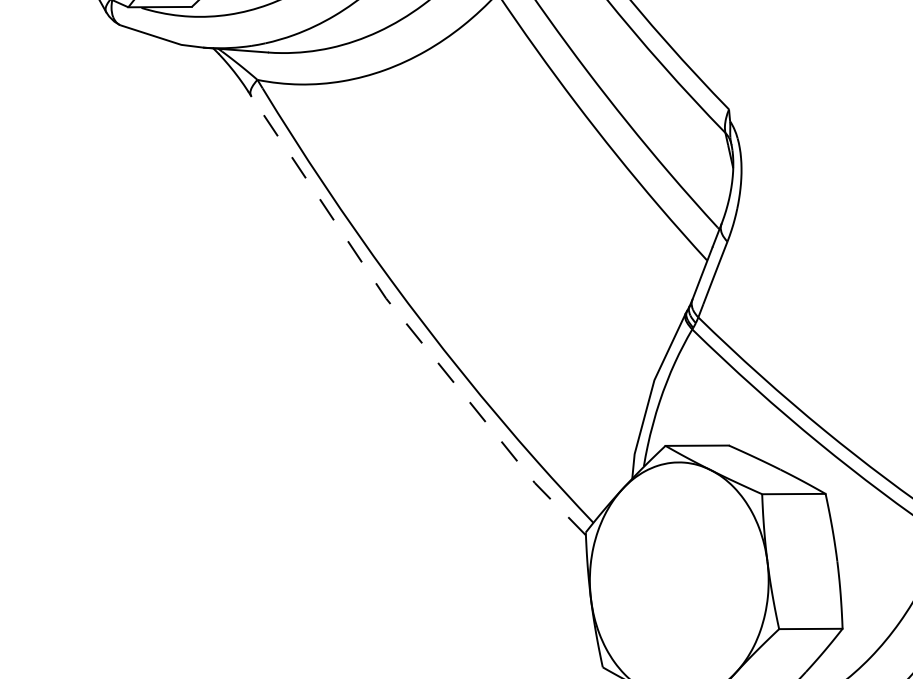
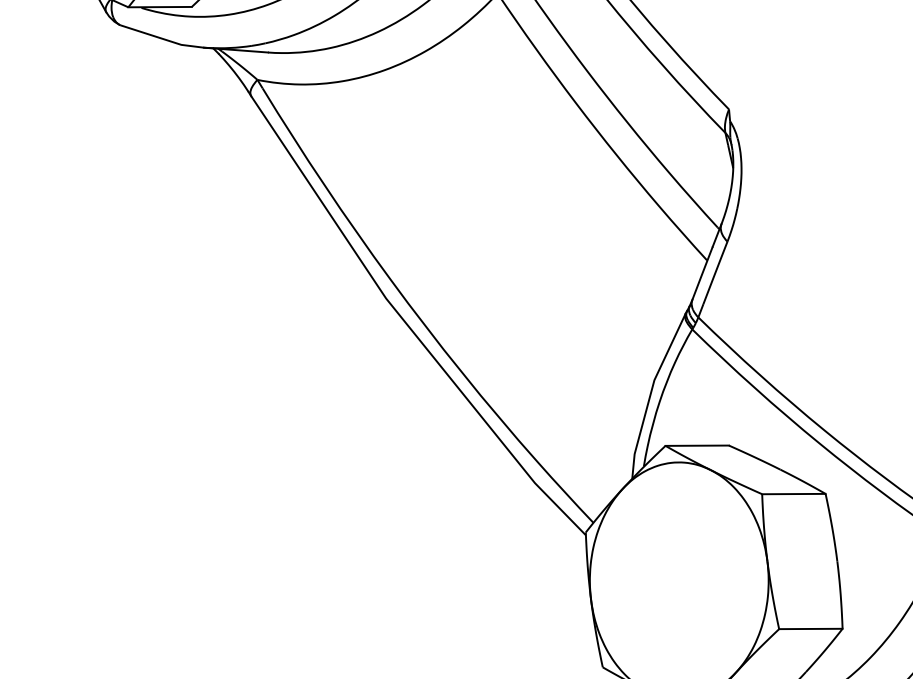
line: dashed -> solid (406, 324)
